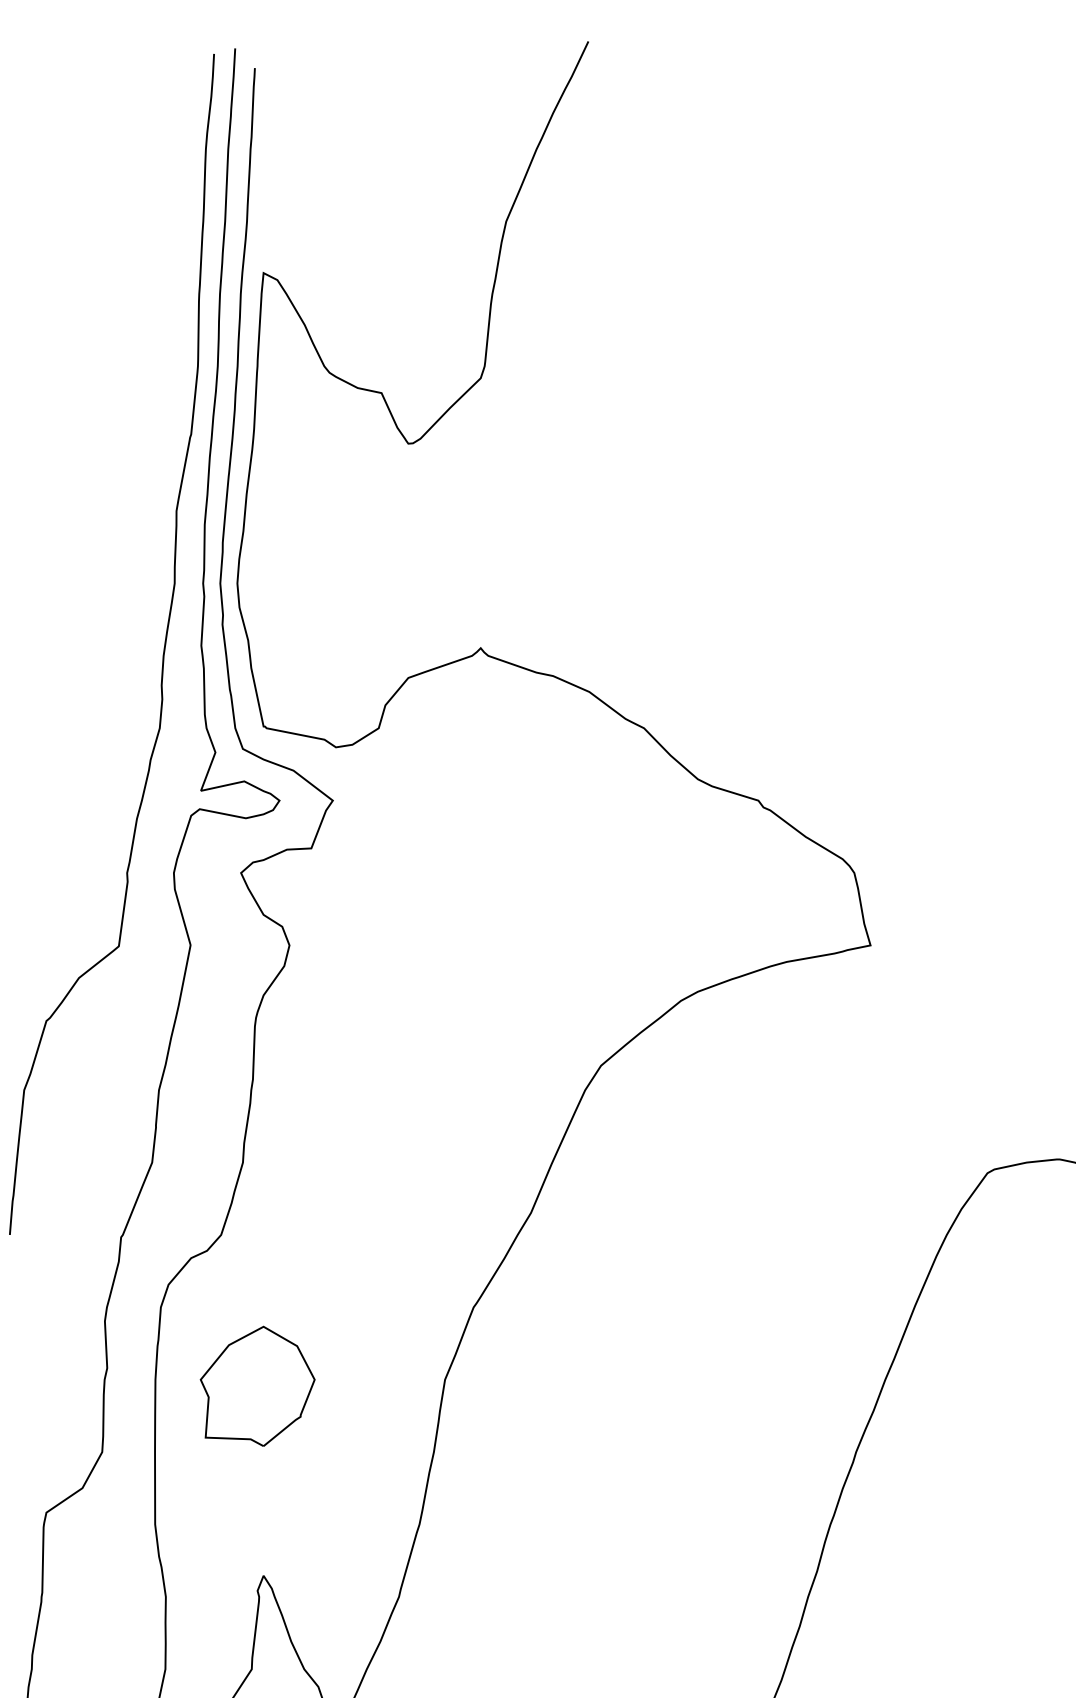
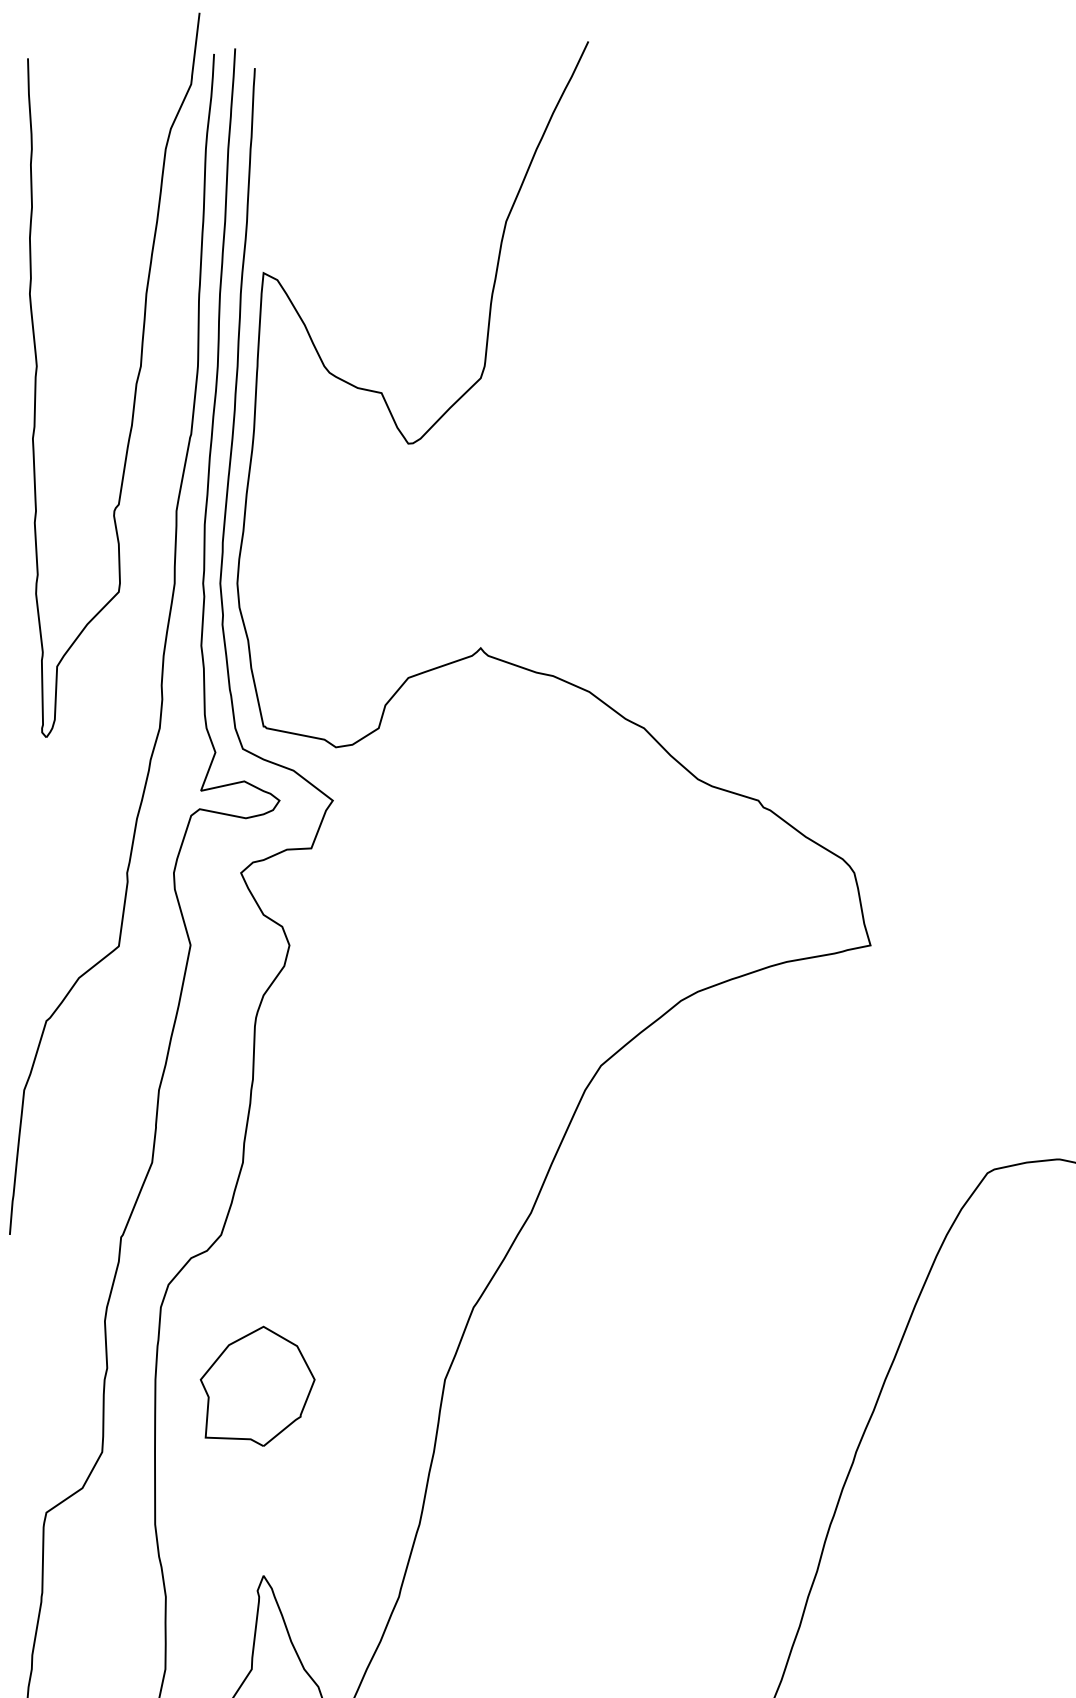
part: none -> present (136, 379)
